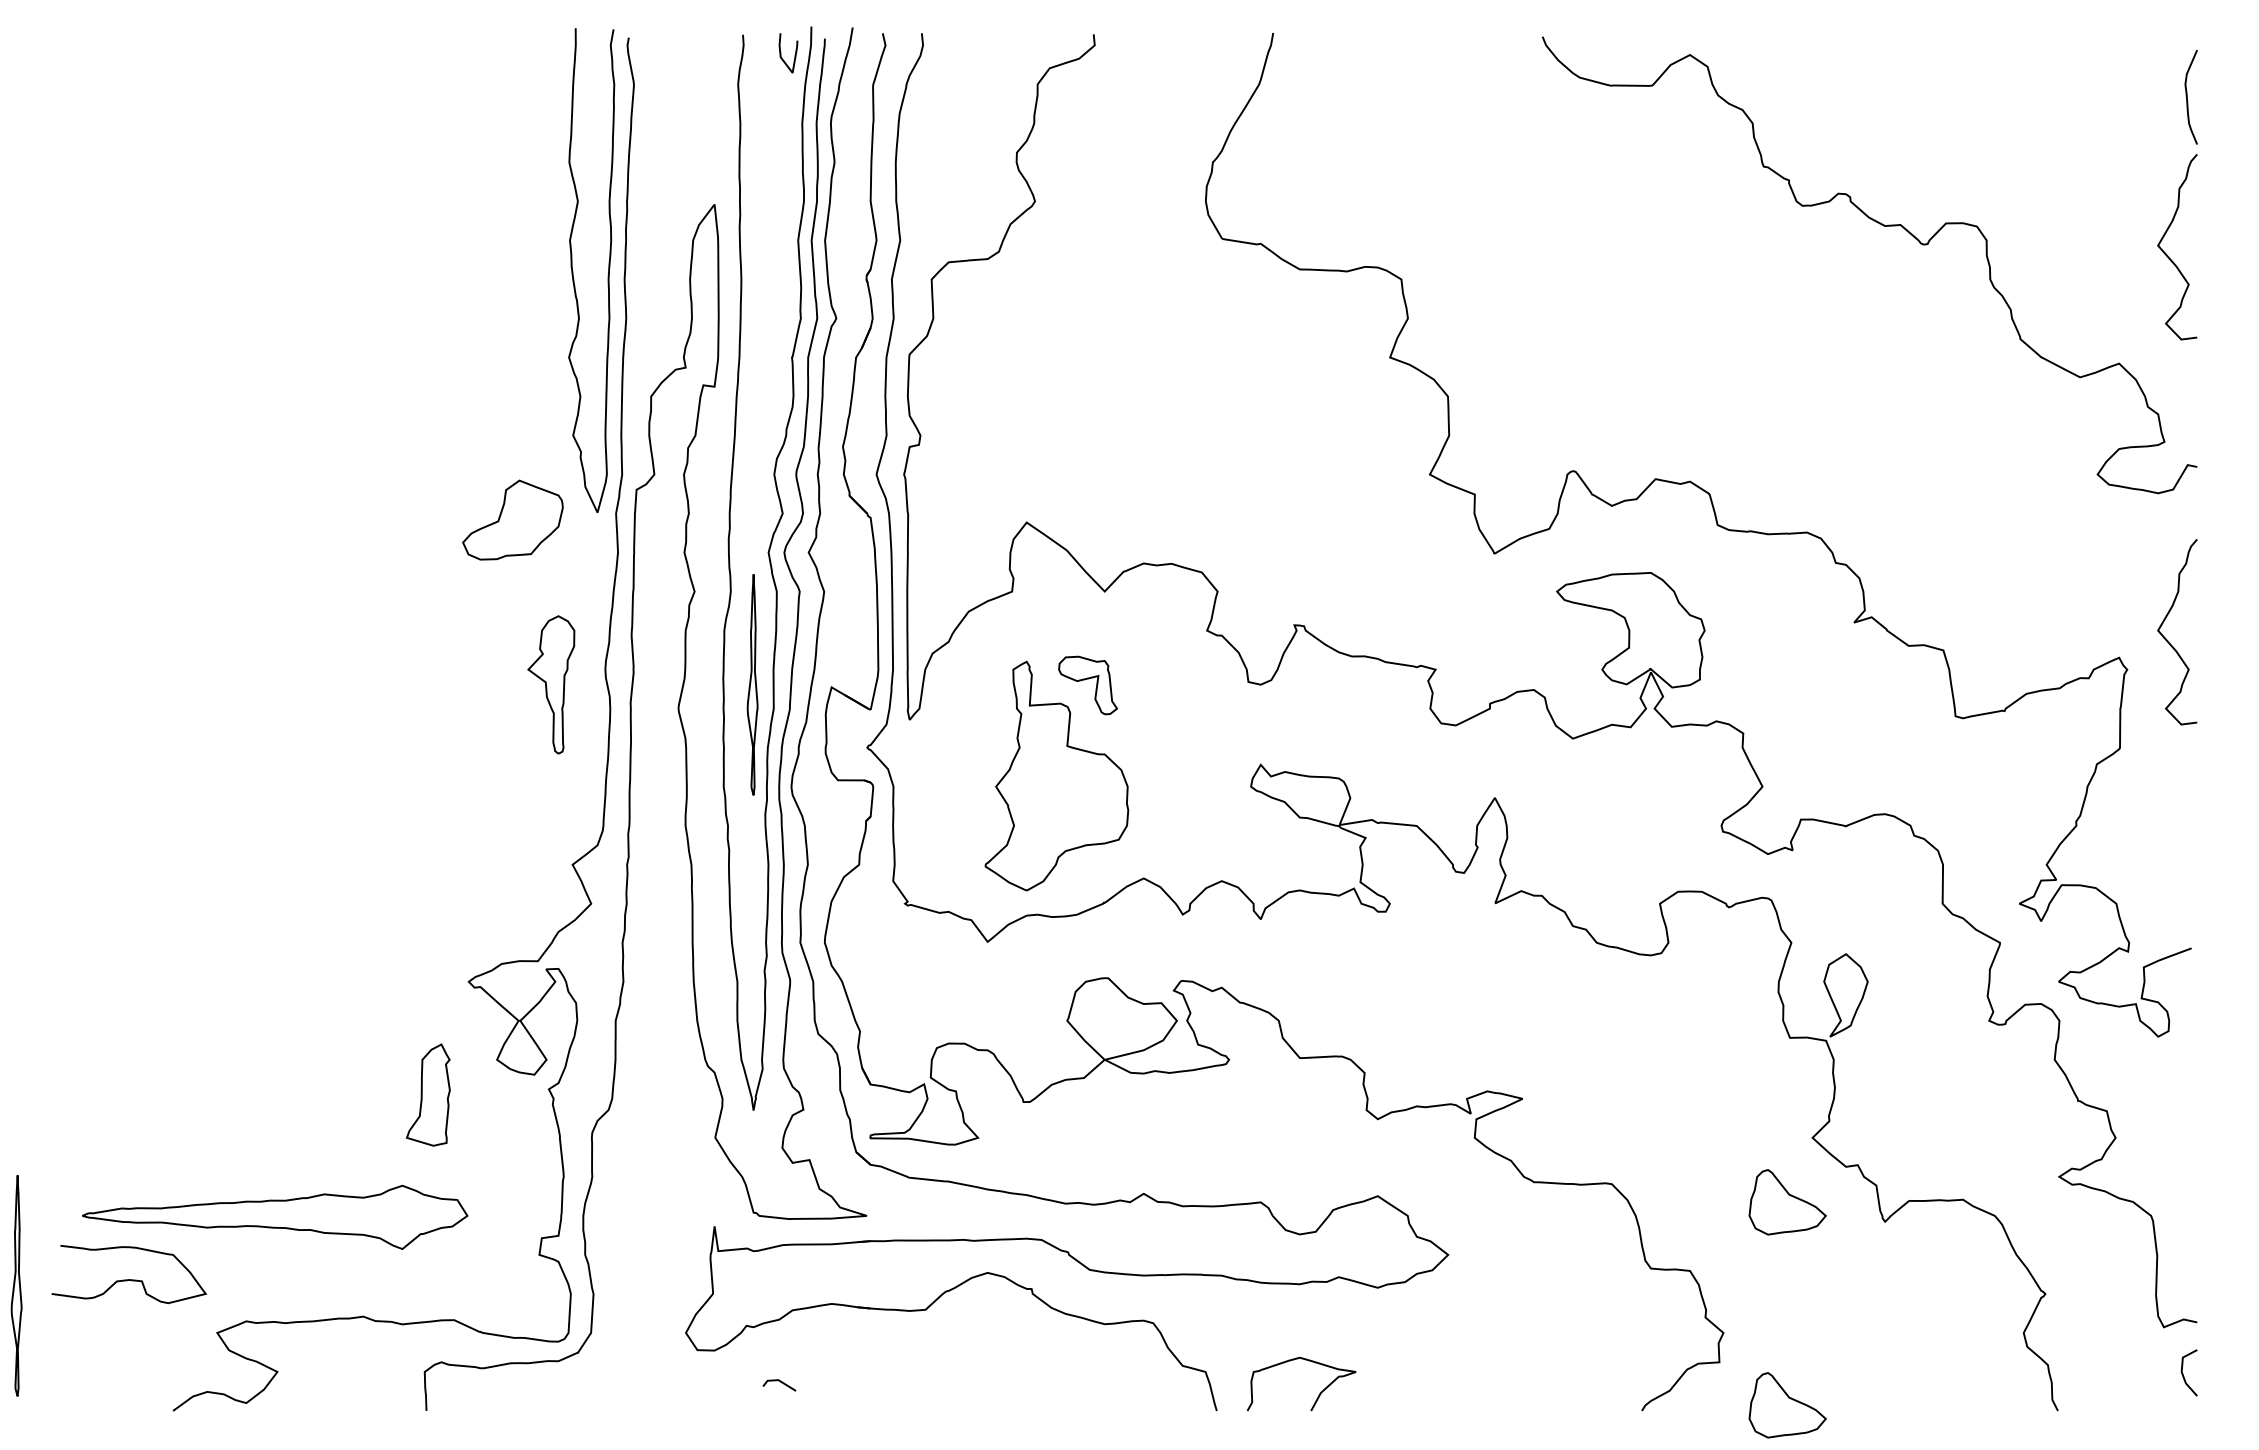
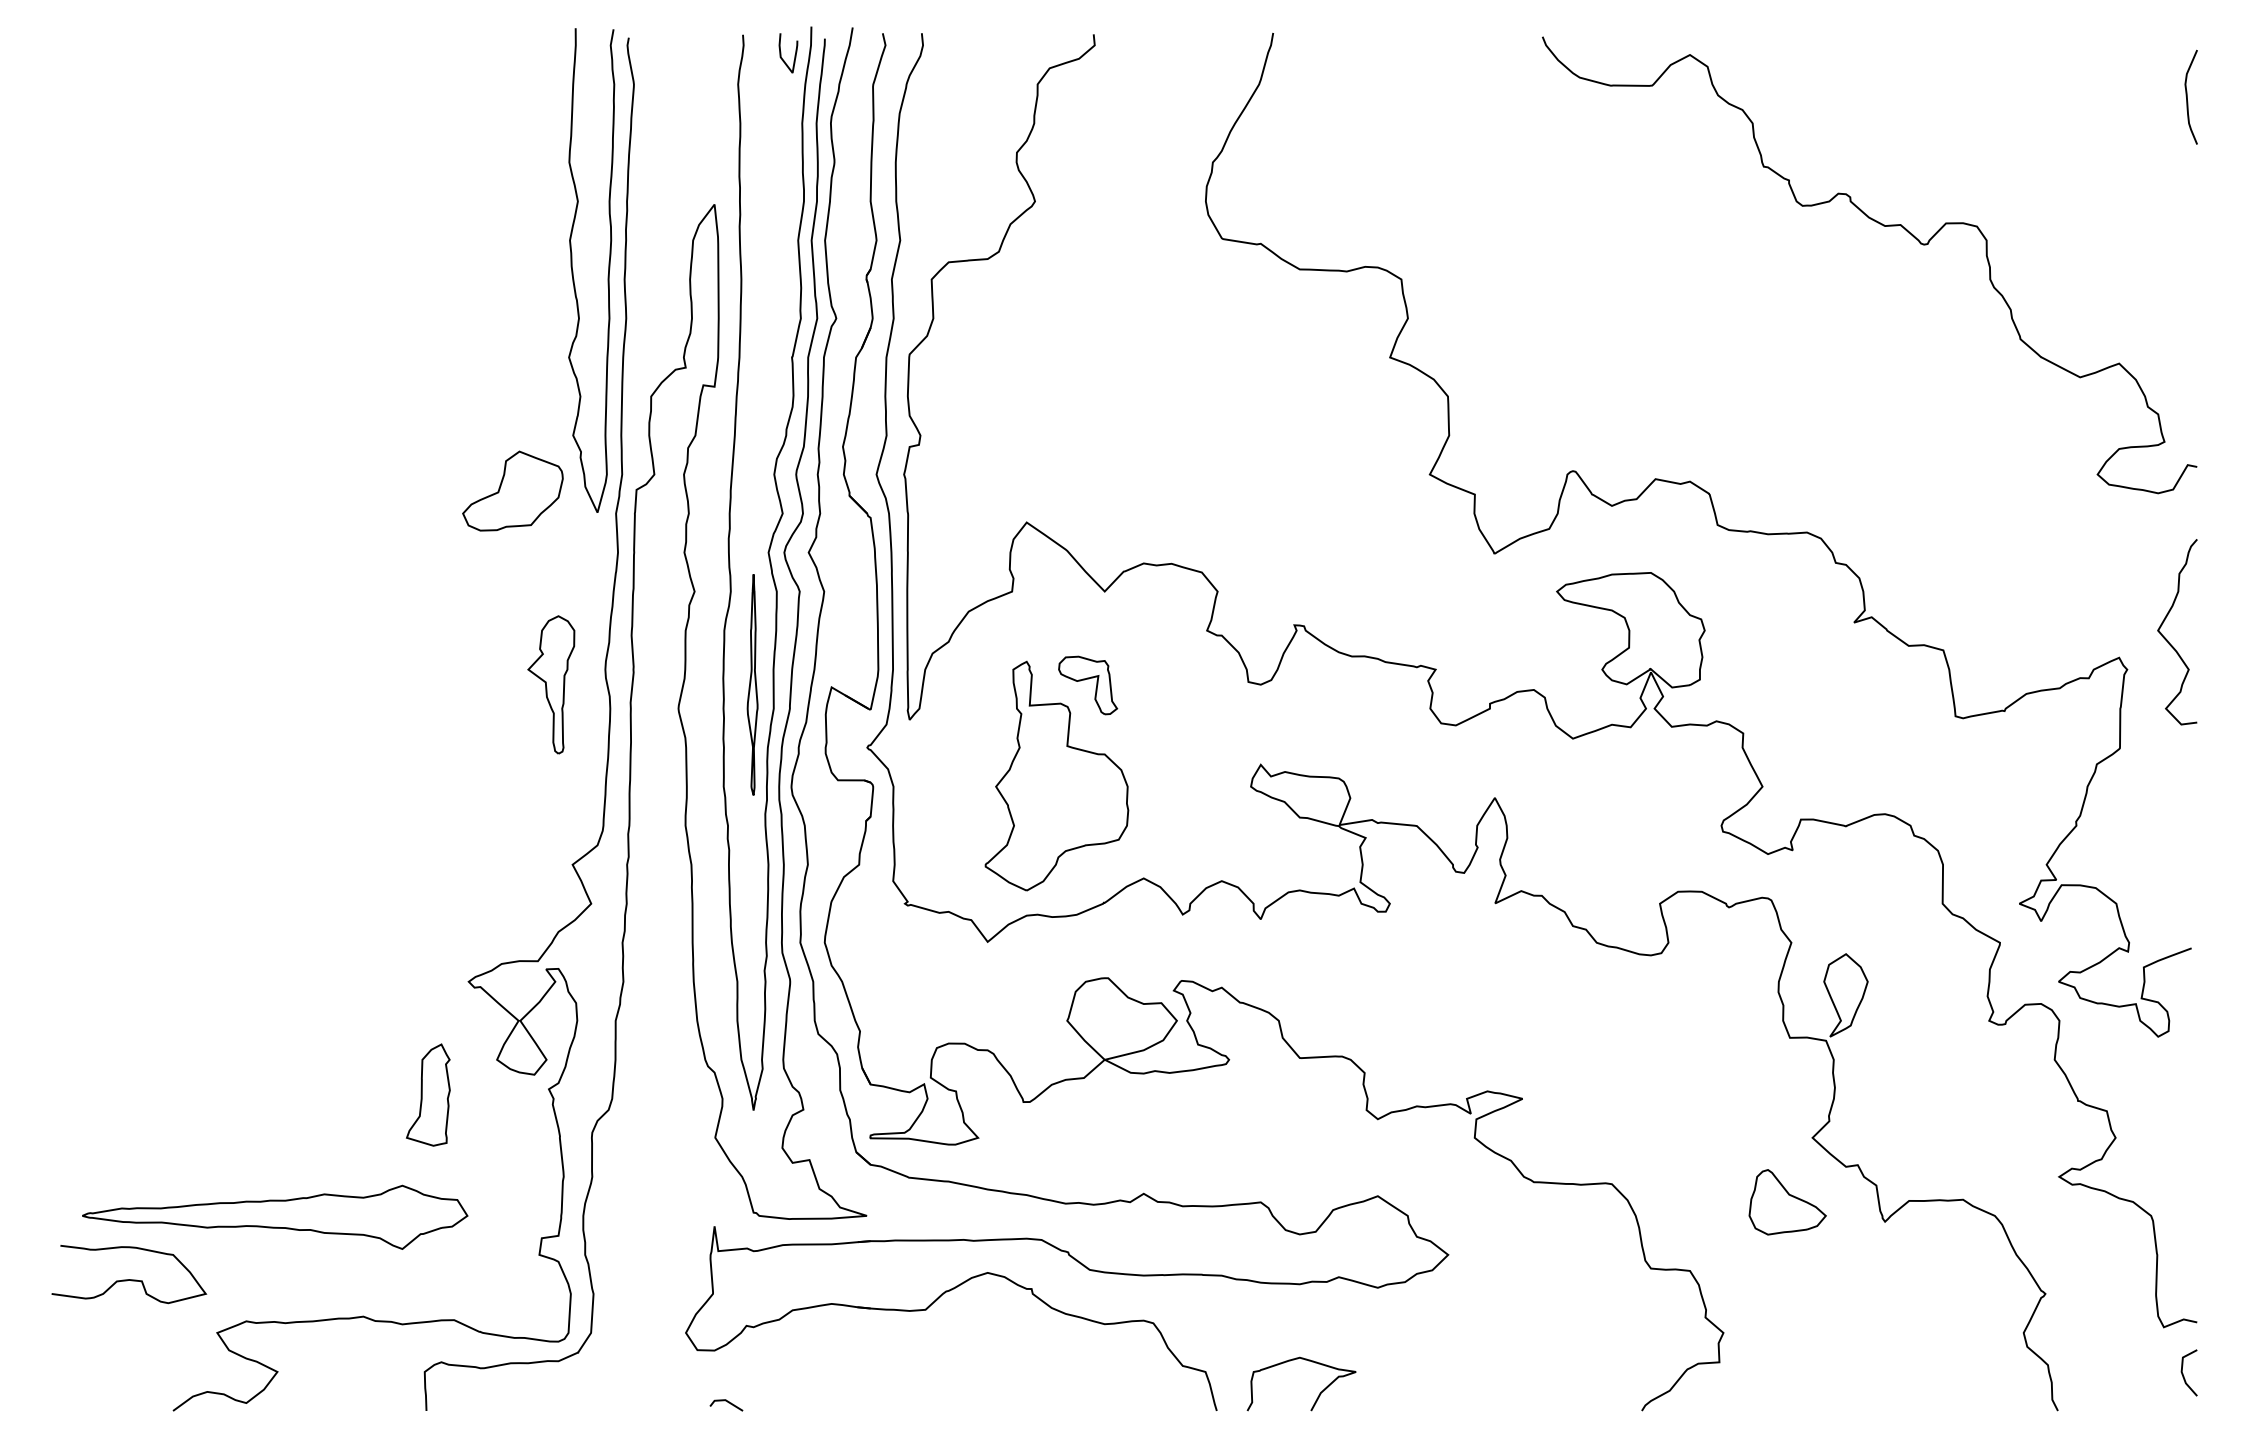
curve: present -> none (2168, 255)
part position: (512, 519) -> (512, 490) (512, 490)
part: present -> none (16, 1285)
line position: (781, 1383) -> (728, 1403) (728, 1403)
part: present -> none (1787, 1405)
